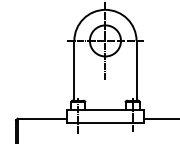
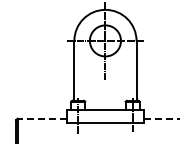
line: solid -> dashed (41, 118)
line: solid -> dashed (161, 118)
